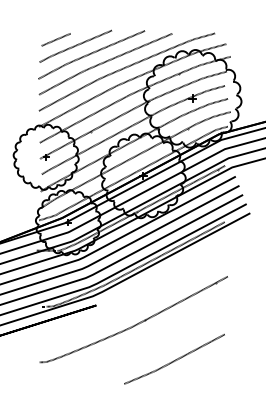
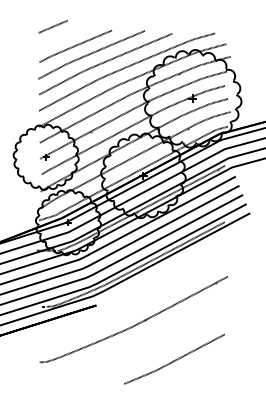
line position: (55, 39) -> (52, 26) (52, 26)
